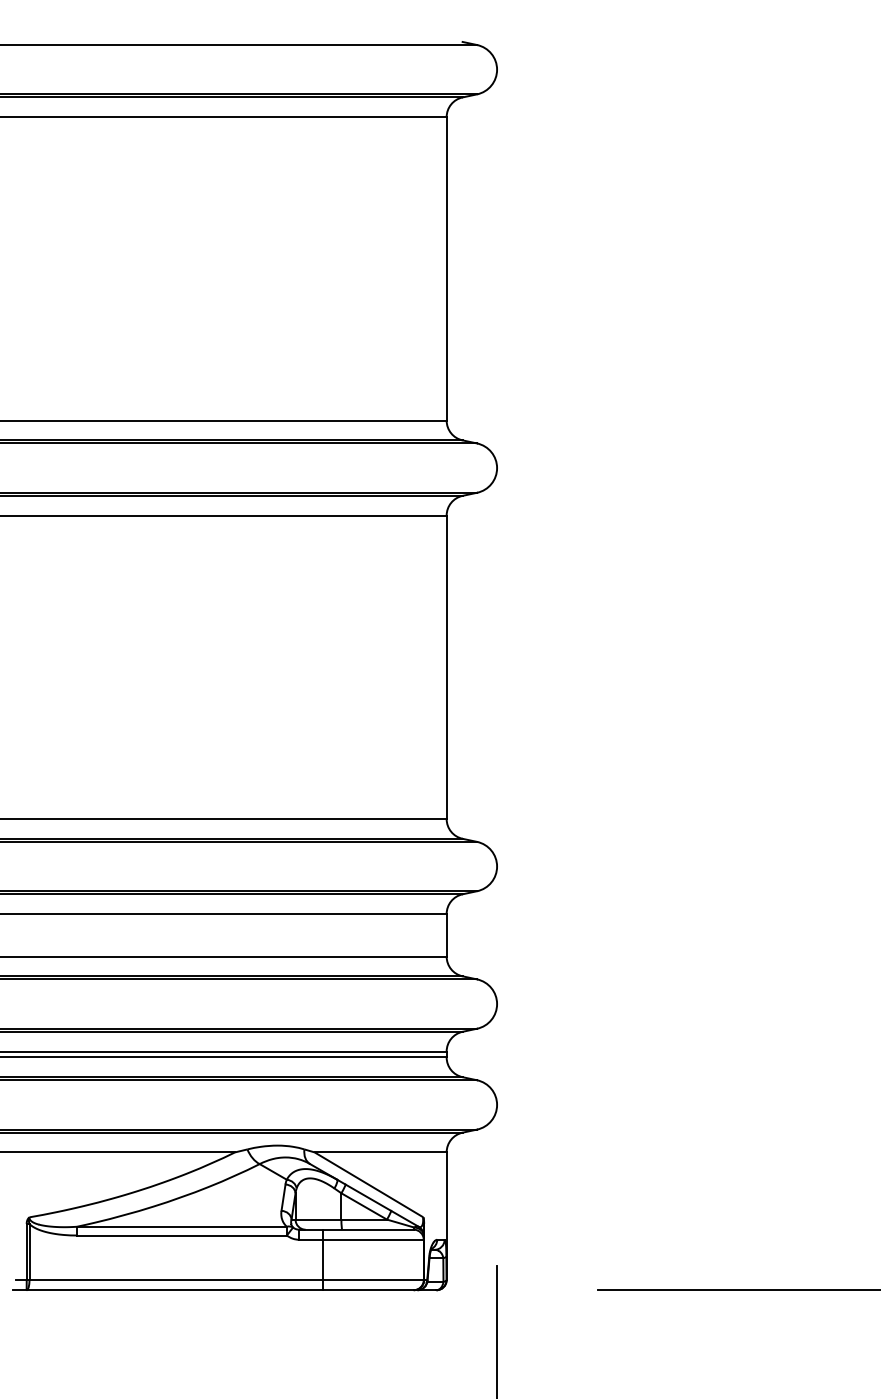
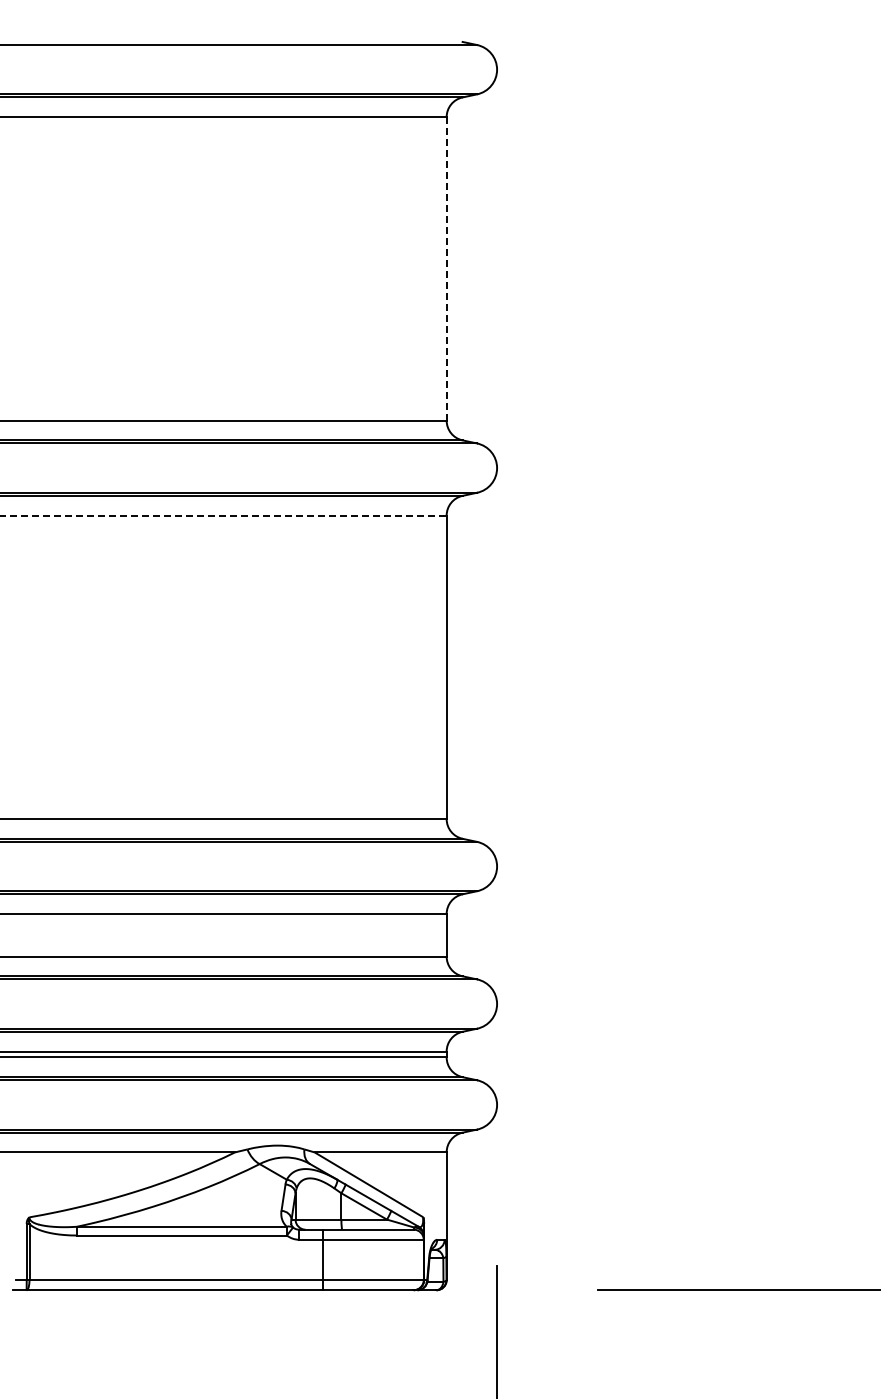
line: solid -> dashed (446, 268)
line: solid -> dashed (223, 515)
